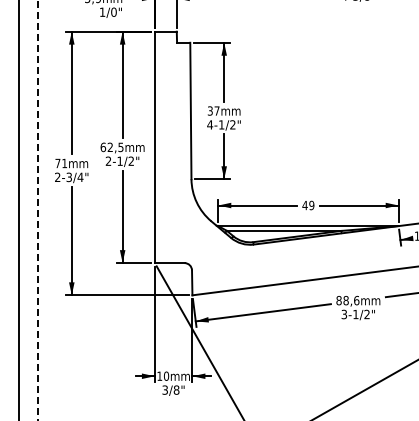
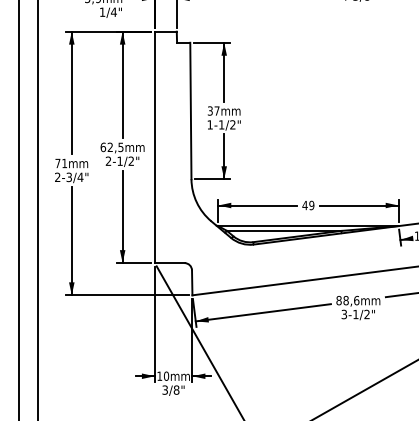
text: 1/0" -> 1/4" (113, 11)
text: 4-1/2" -> 1-1/2" (210, 124)
line: dashed -> solid (37, 209)
